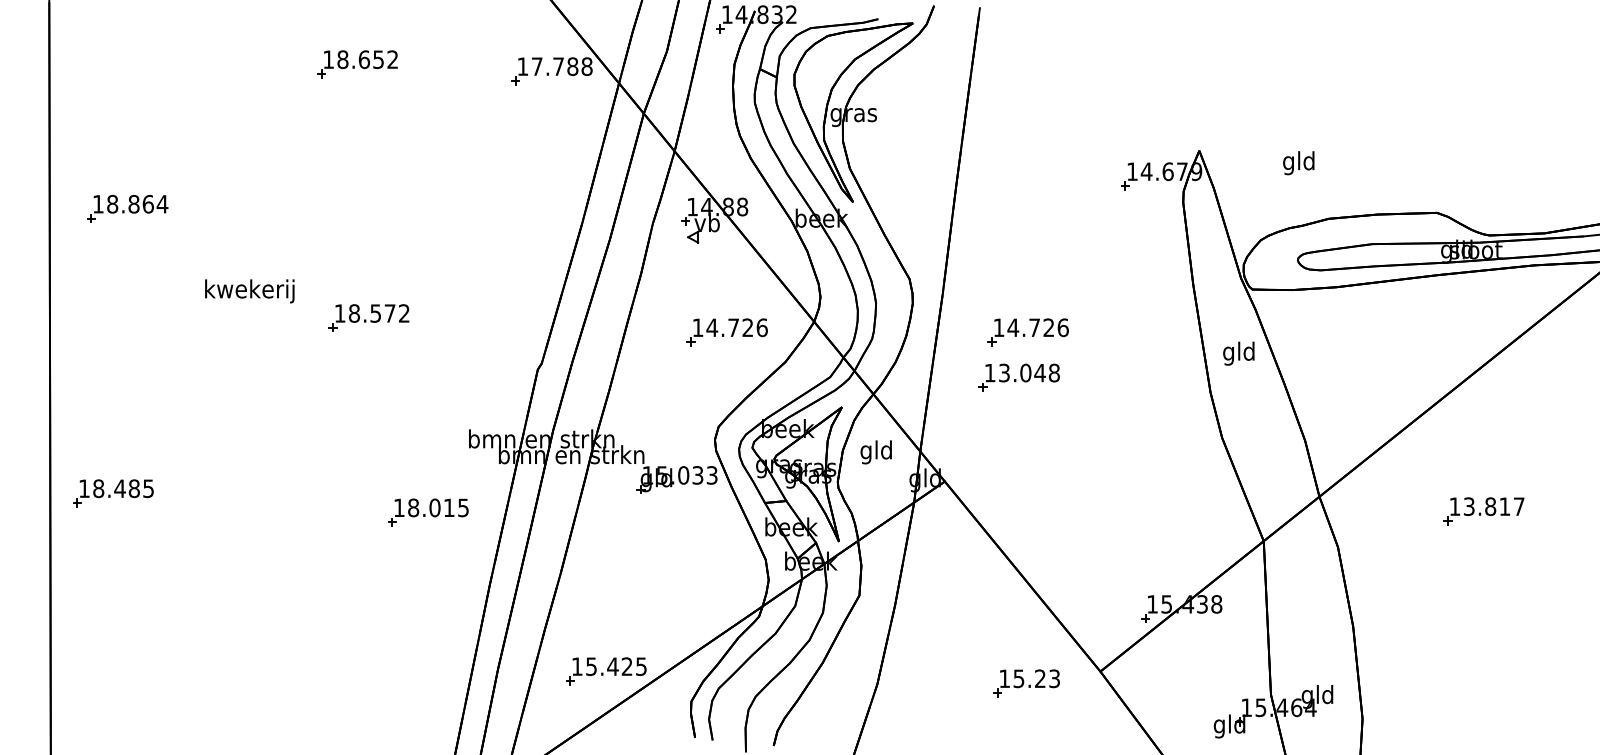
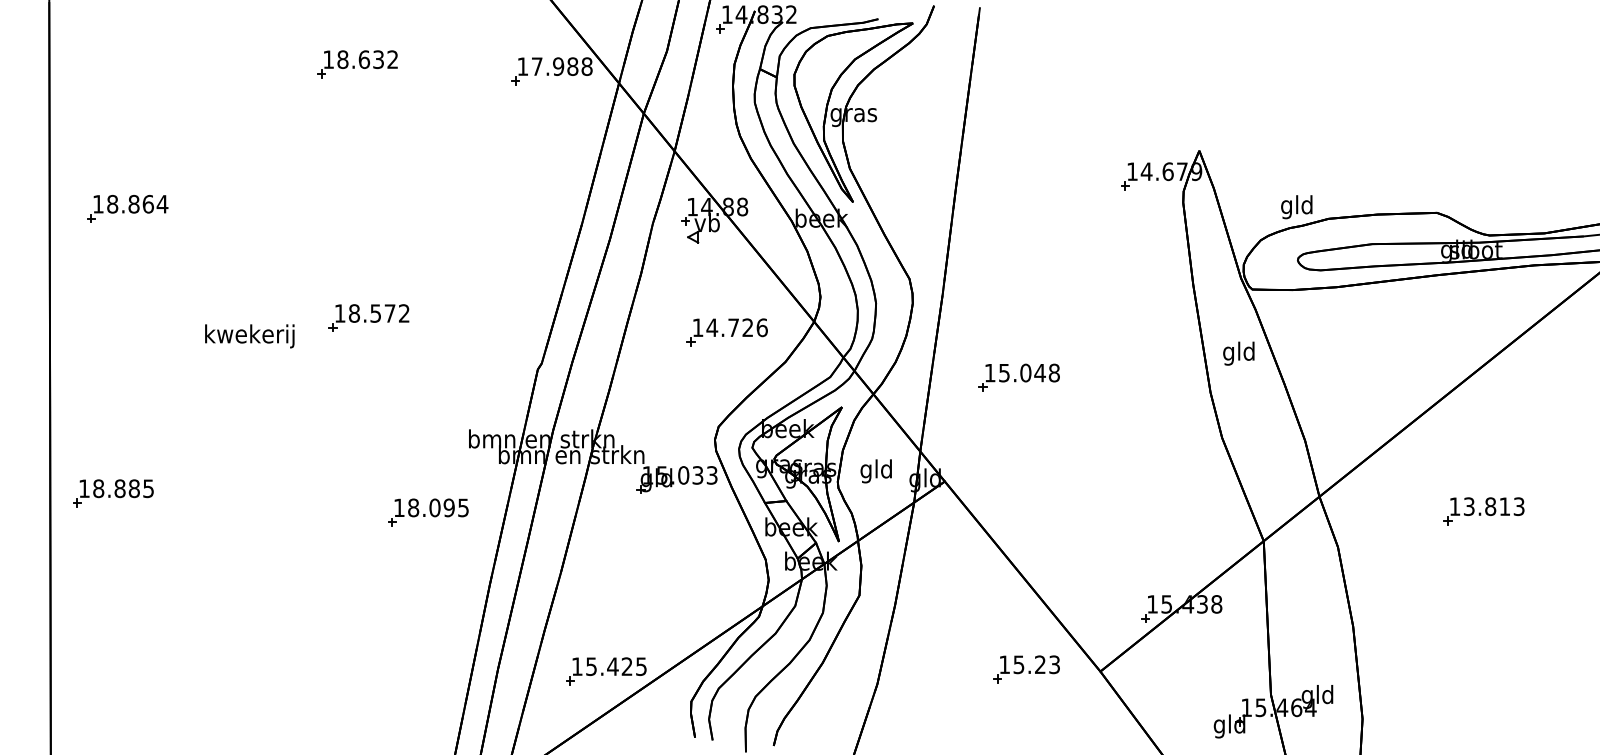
text: 18.652 -> 18.632 (378, 59)
text: 17.788 -> 17.988 (558, 66)
text position: (1298, 163) -> (1296, 207) (1296, 207)
text position: (249, 291) -> (249, 336) (249, 336)
part: present -> none (1027, 332)
text: 13.048 -> 15.048 (1004, 372)
text position: (875, 452) -> (875, 471) (875, 471)
text: 18.485 -> 18.885 (119, 488)
text: 13.817 -> 13.813 (1518, 506)
text: 18.015 -> 18.095 (448, 507)
part position: (1026, 683) -> (1026, 669) (1026, 669)
